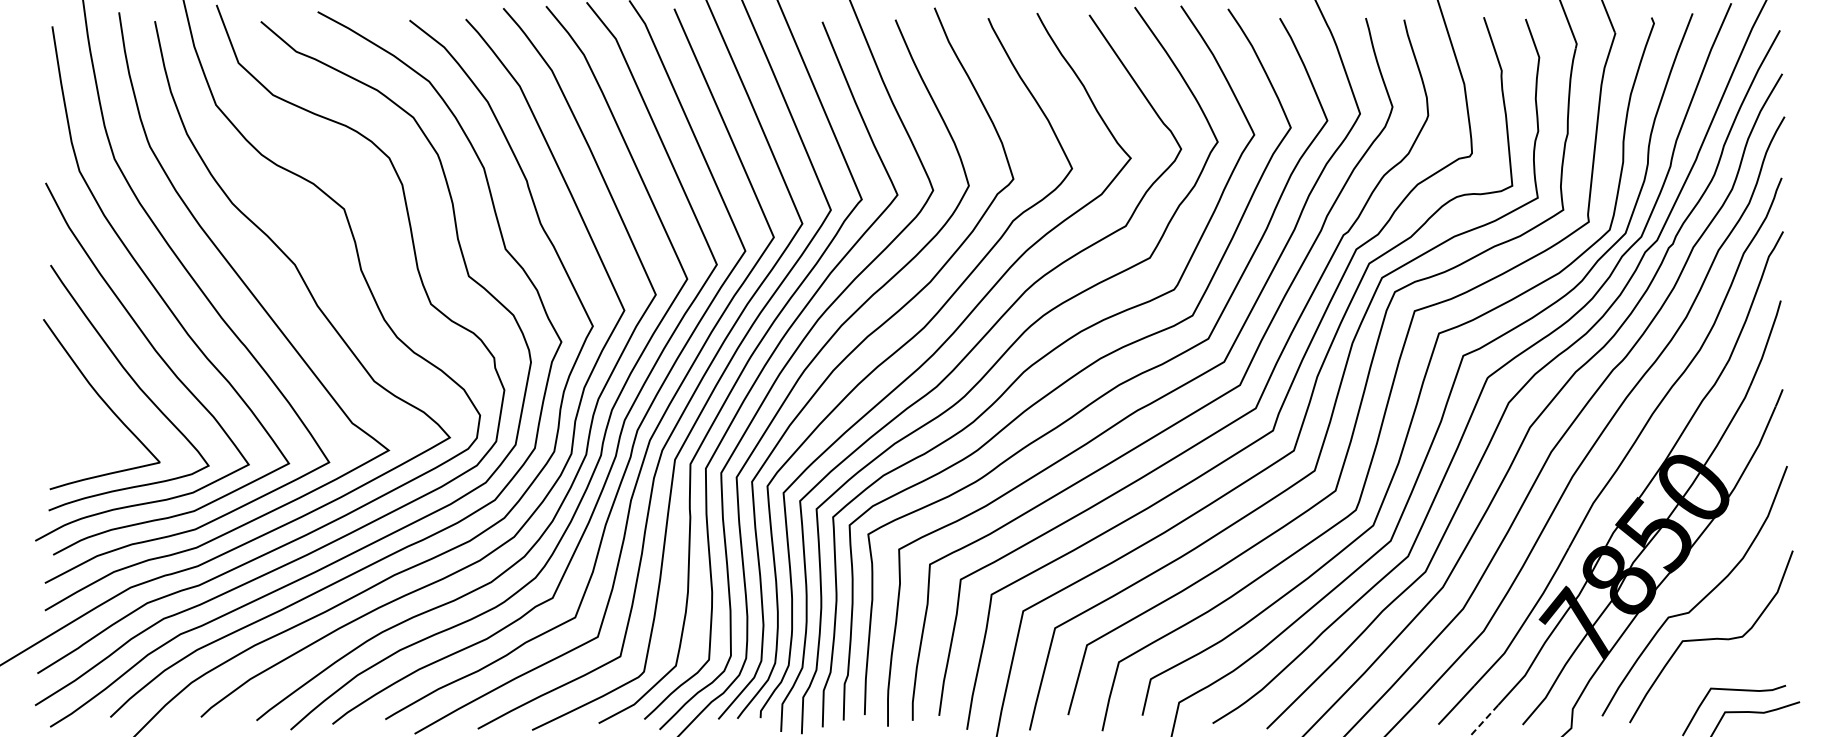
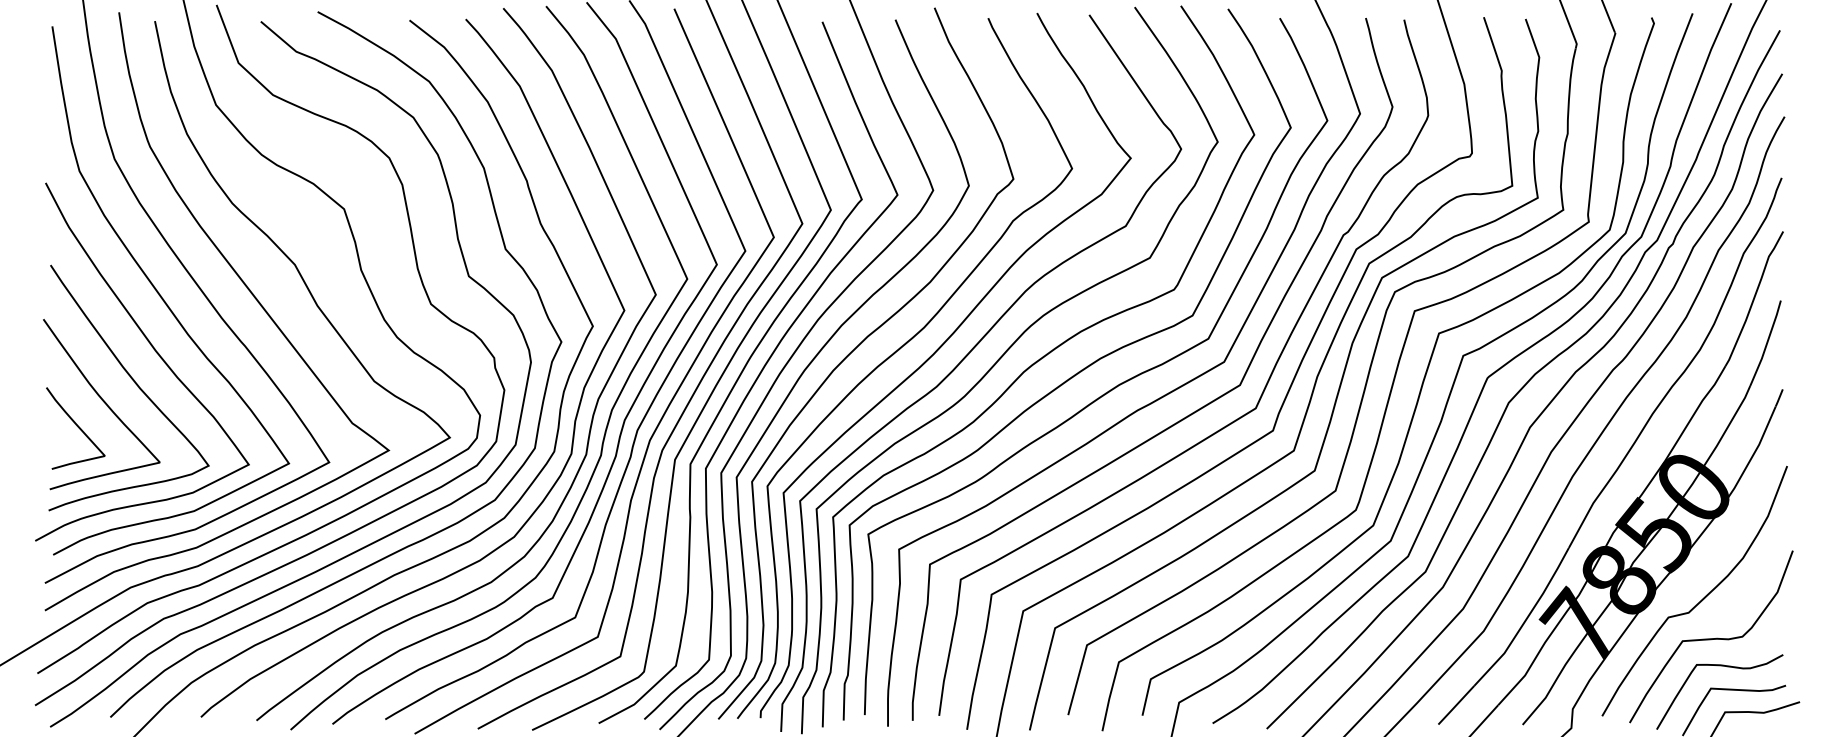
curve: none -> present (76, 426)
curve: none -> present (1719, 666)
line: dashed -> solid (1483, 721)
